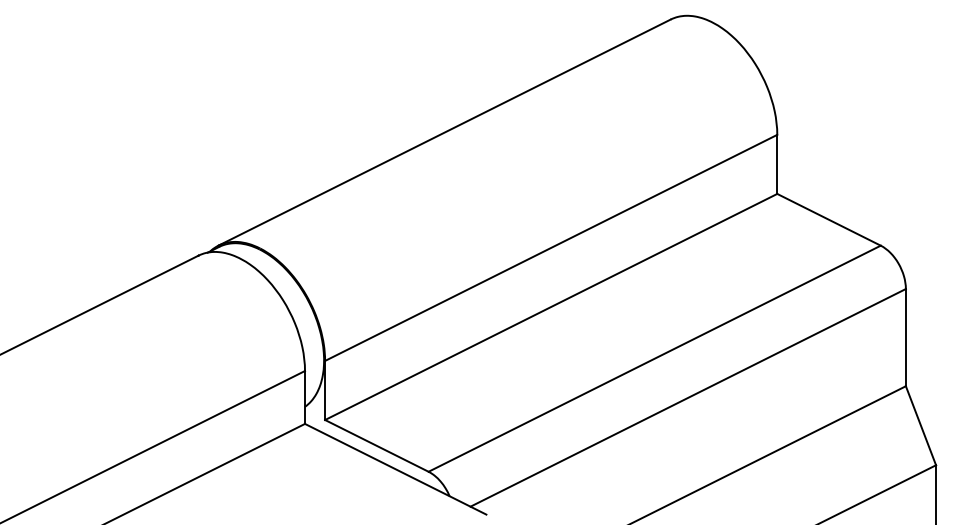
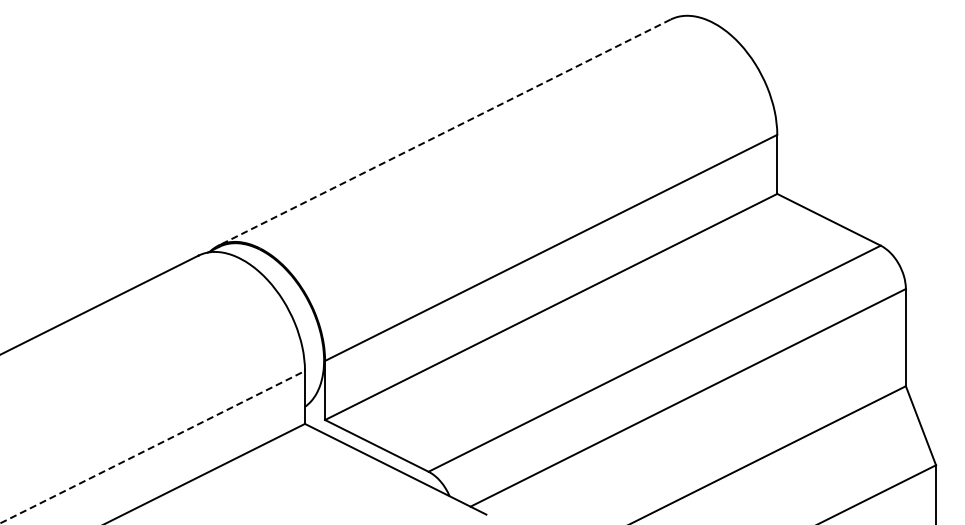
line: solid -> dashed (444, 132)
line: solid -> dashed (153, 446)
